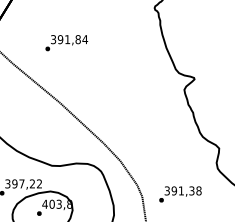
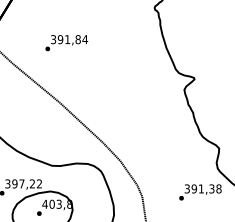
text position: (180, 194) -> (200, 192) (200, 192)
